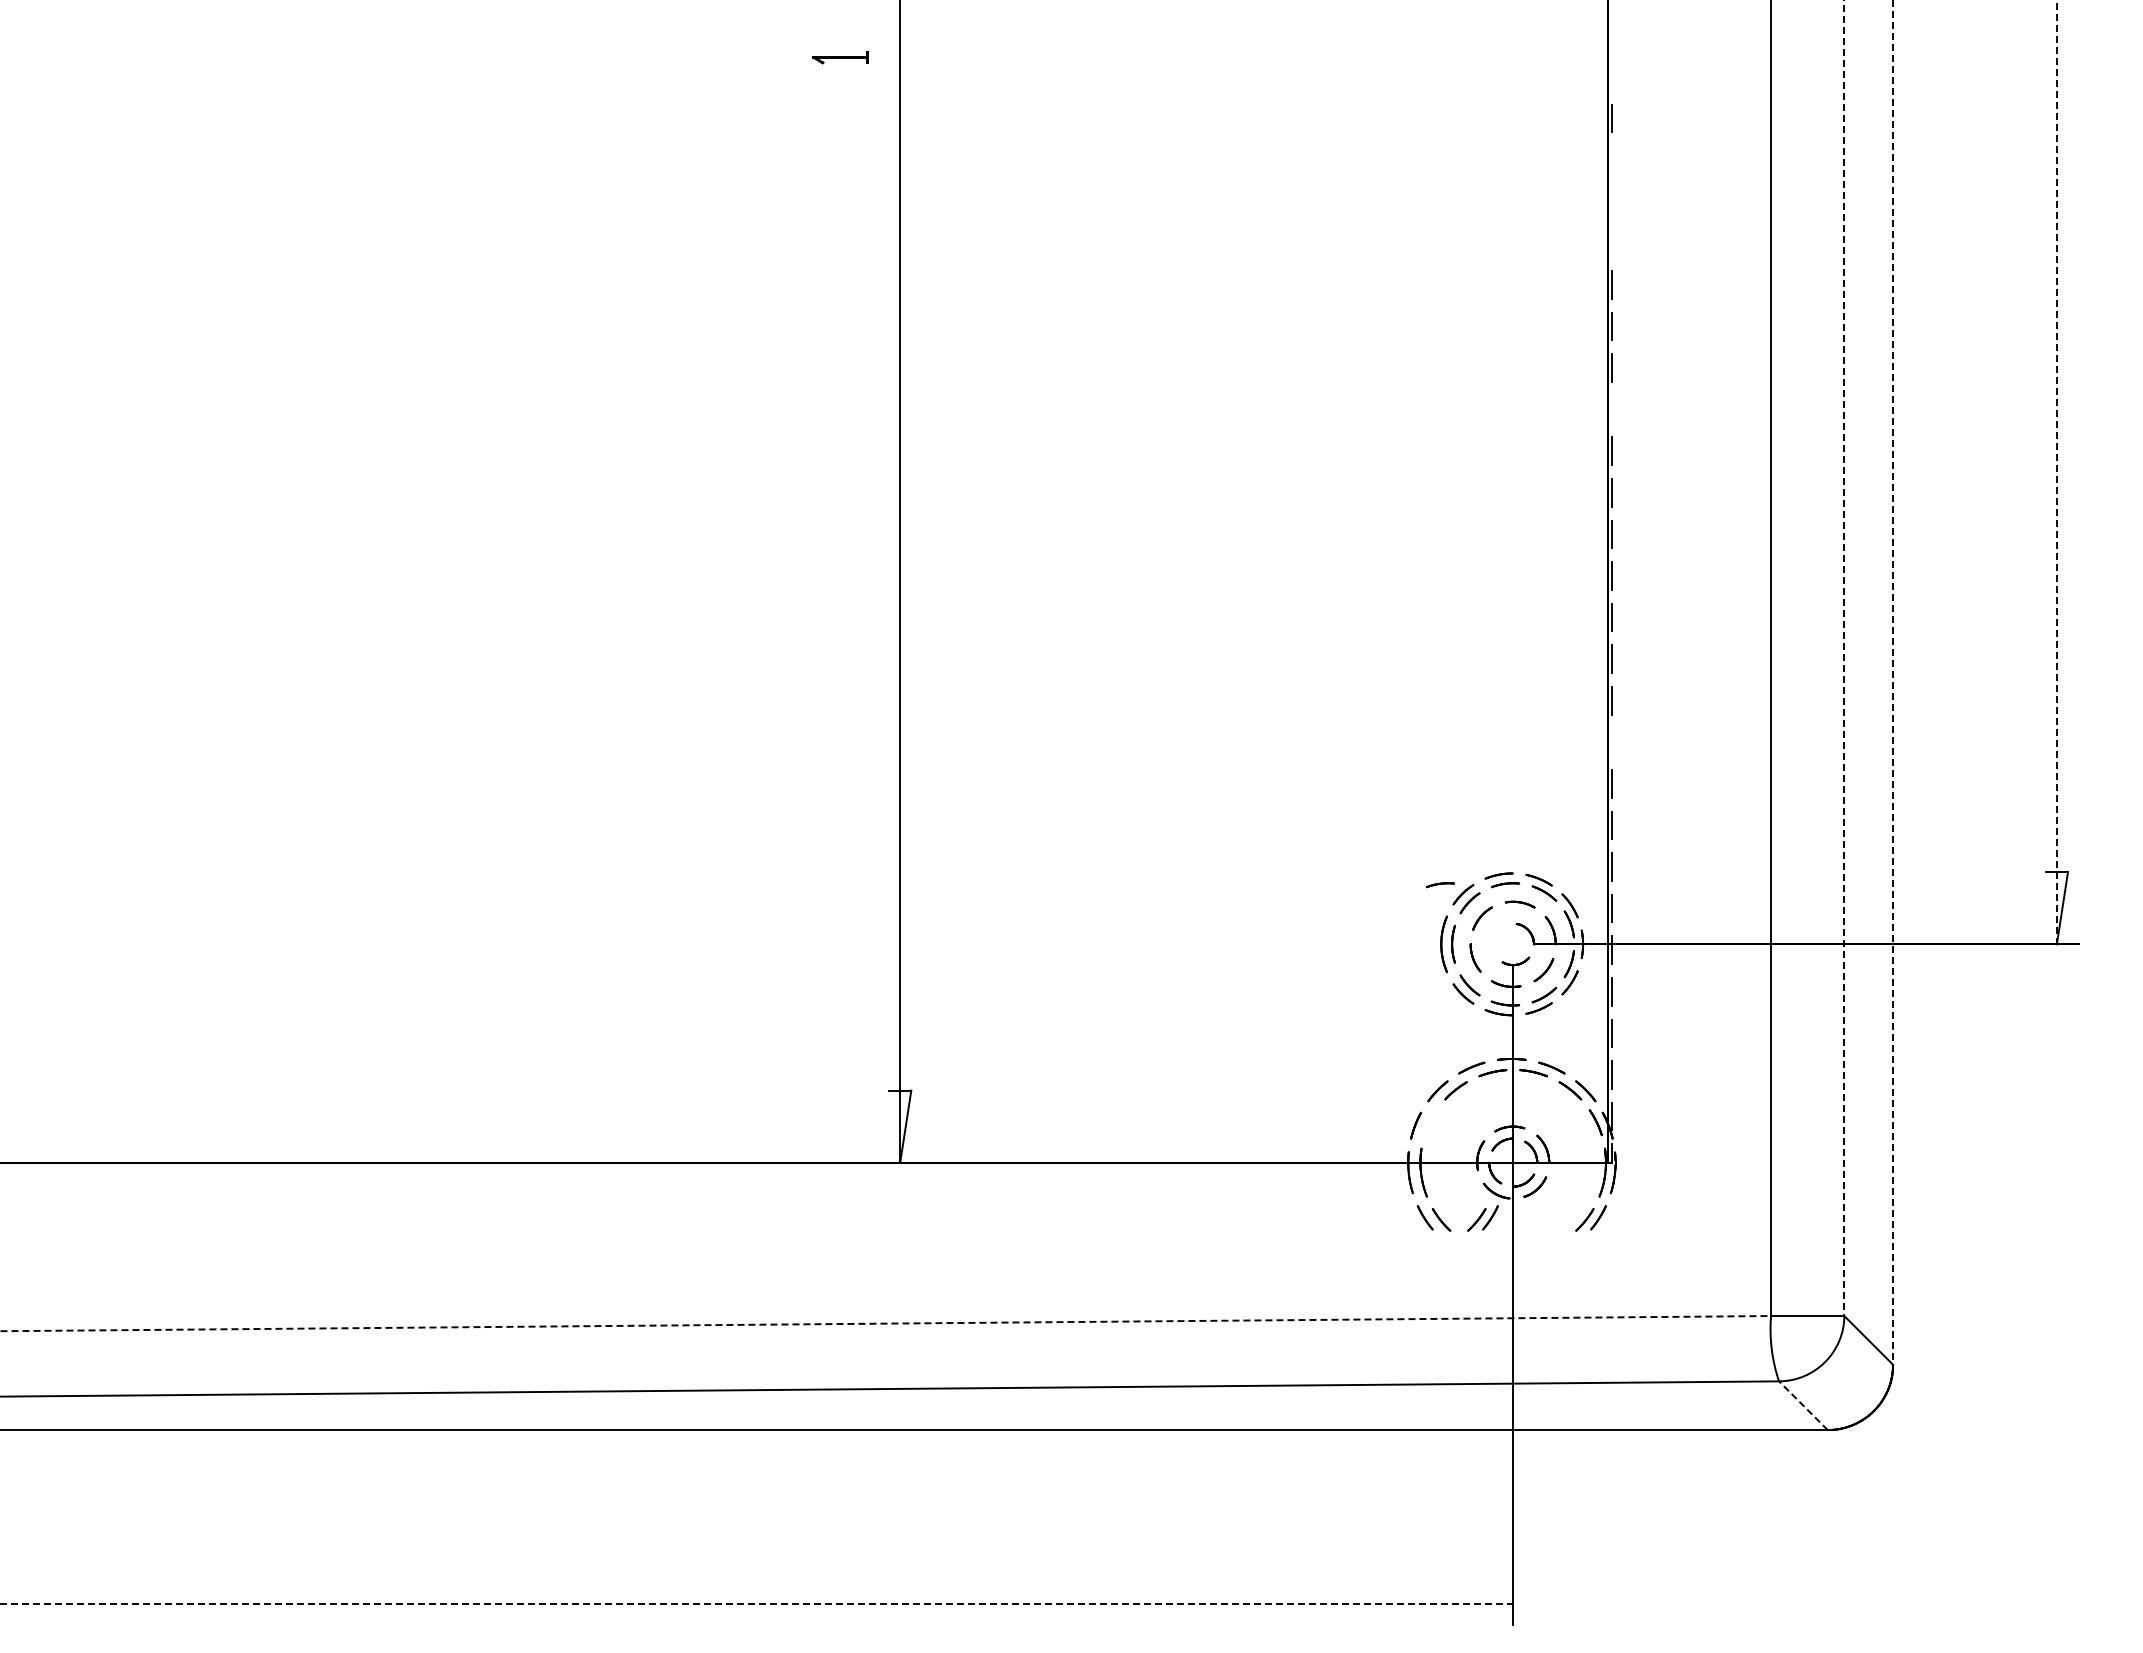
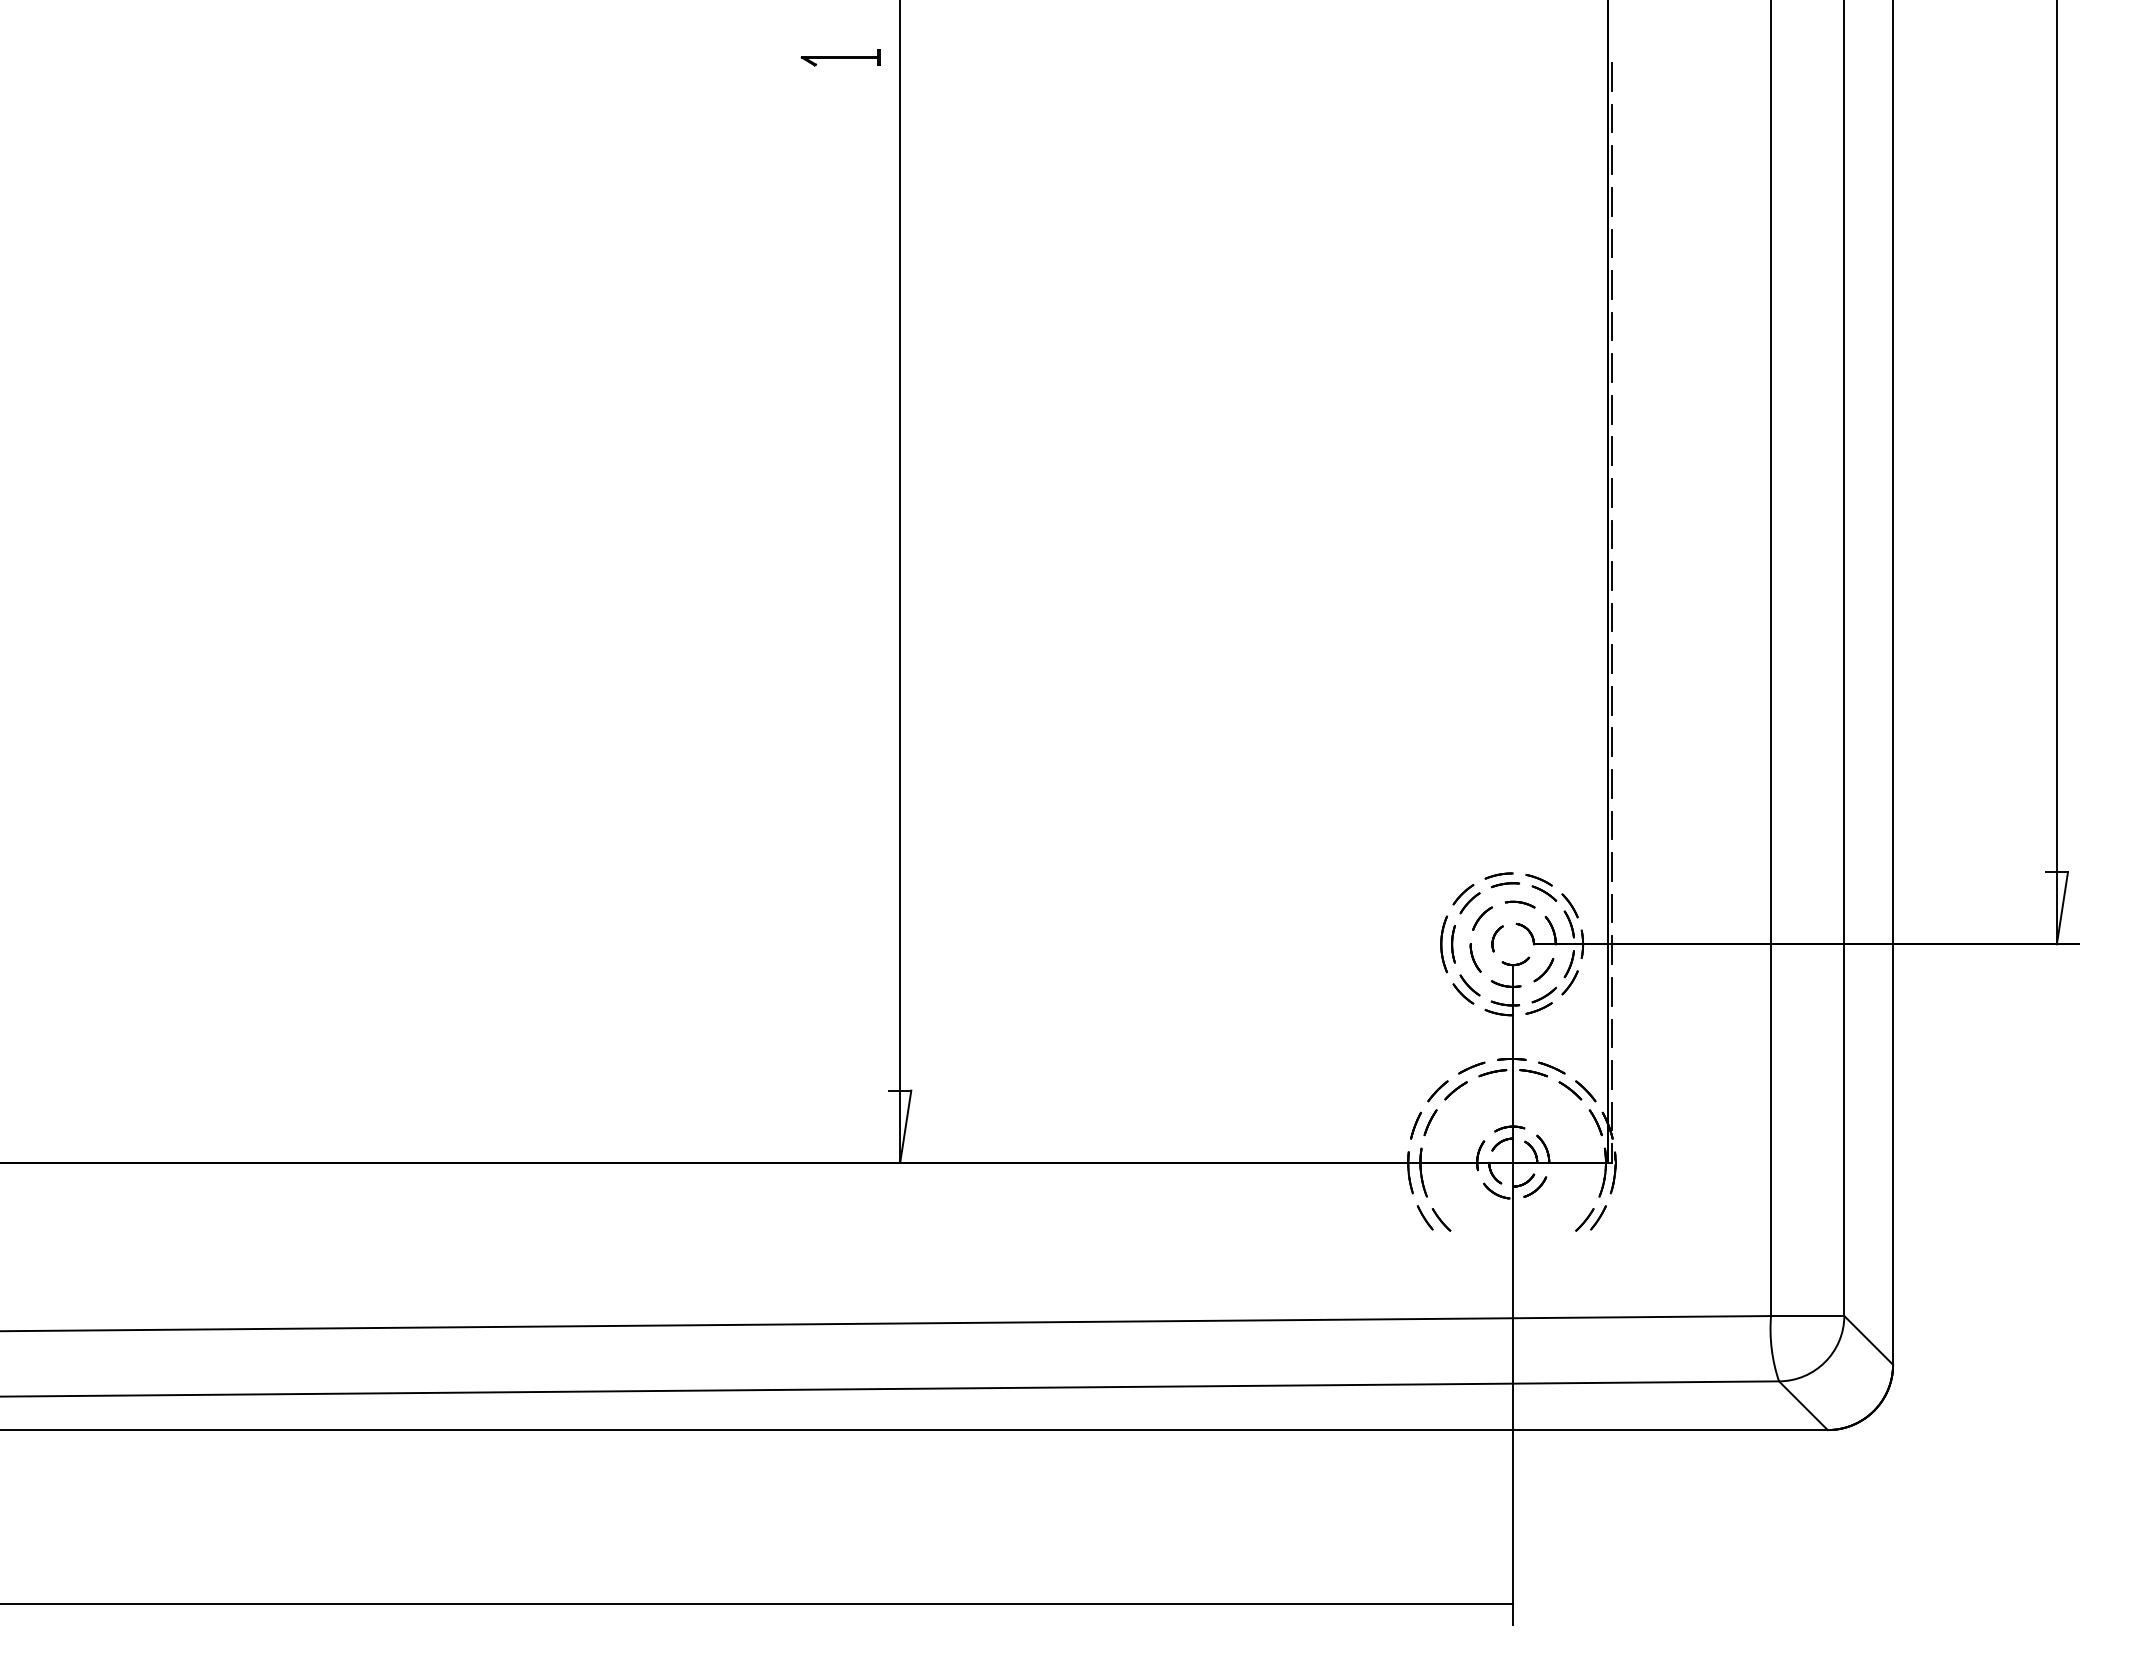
part size: 57x14 px -> 81x18 px (840, 57)
line: none -> present (1611, 76)
line: none -> present (1611, 160)
line: none -> present (1611, 201)
line: none -> present (1611, 243)
line: none -> present (1611, 409)
line: dashed -> solid (2056, 472)
line: dashed -> solid (1844, 658)
line: dashed -> solid (1893, 682)
line: none -> present (1611, 742)
part: present -> none (1439, 885)
part: none -> present (1497, 938)
line: none -> present (1430, 1122)
part: present -> none (1482, 1218)
line: dashed -> solid (886, 1323)
line: dashed -> solid (1803, 1405)
line: dashed -> solid (757, 1603)
